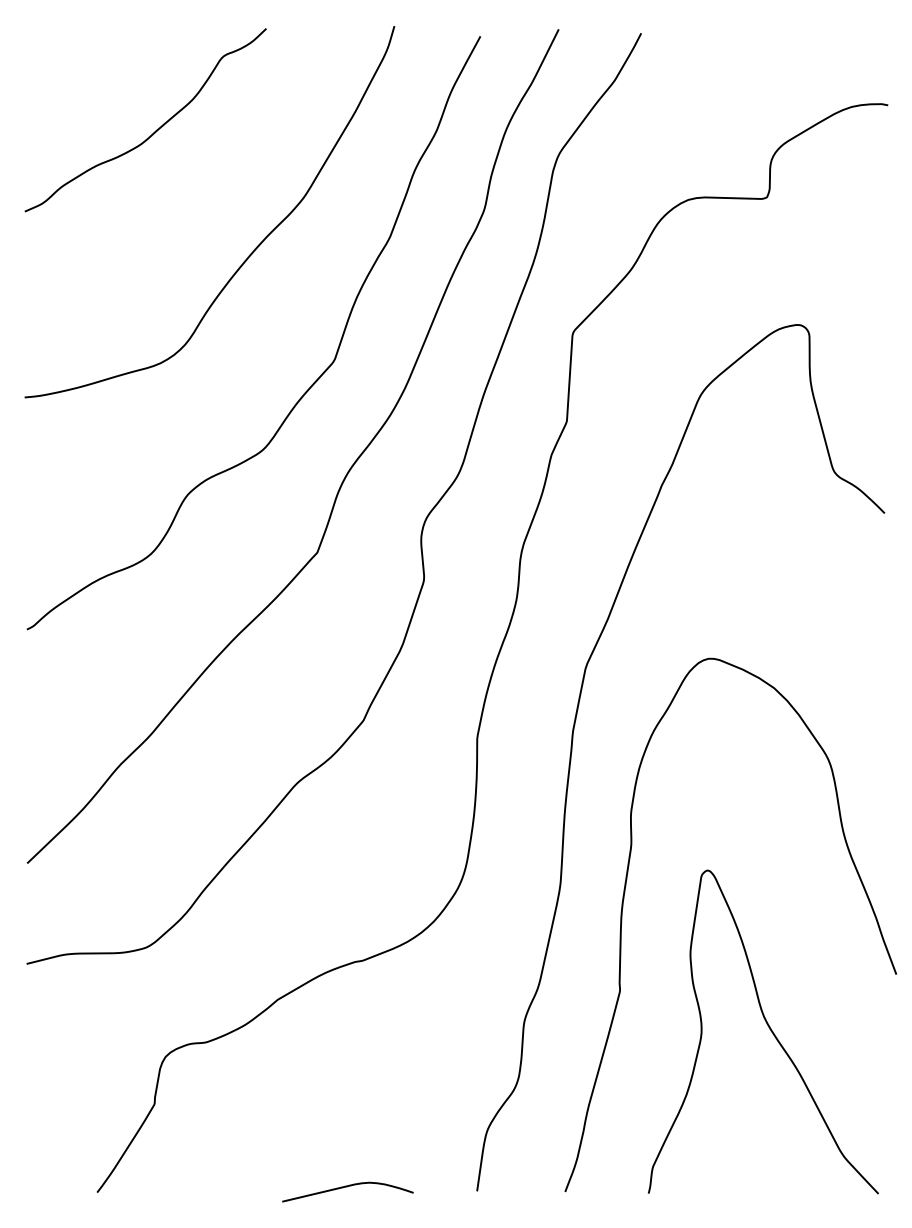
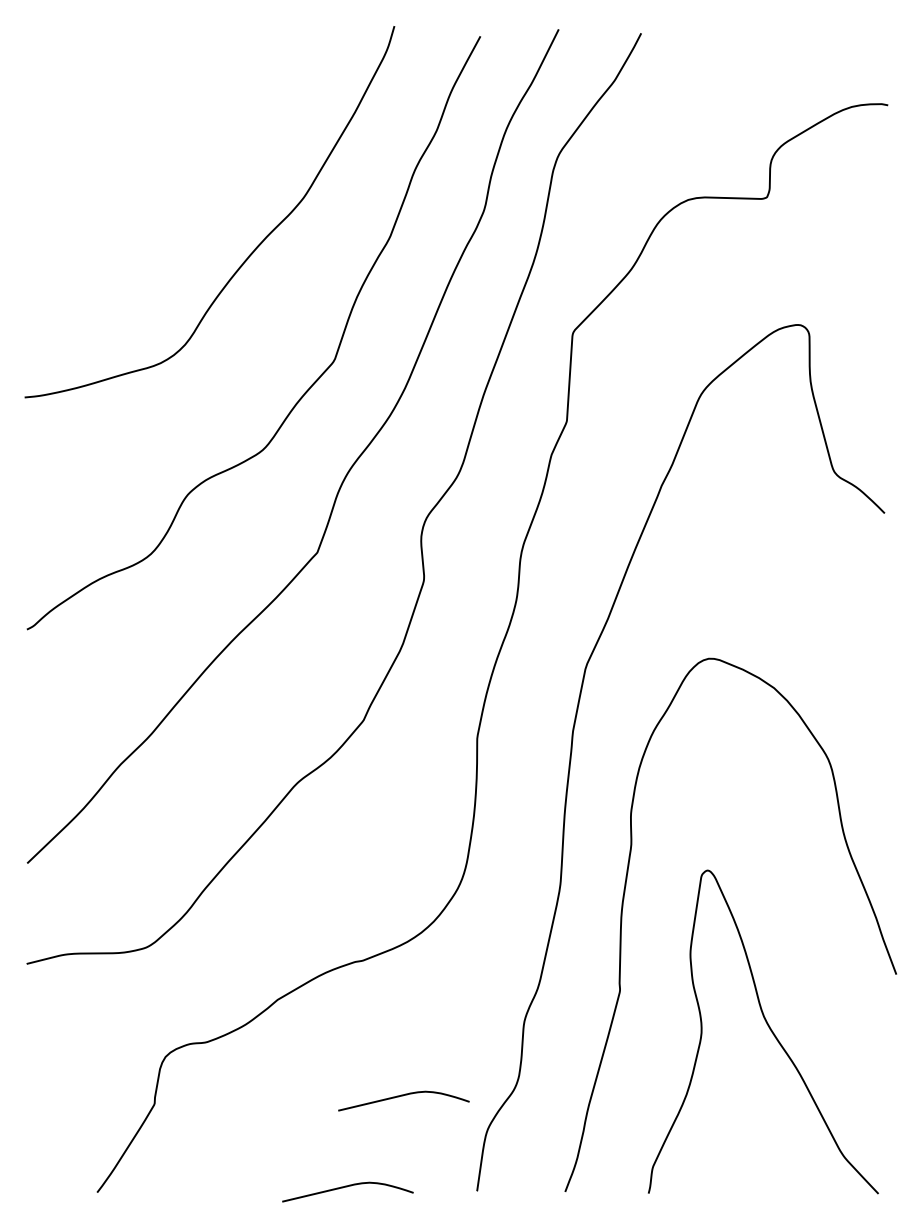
curve: present -> none (155, 130)
curve: none -> present (403, 1096)
